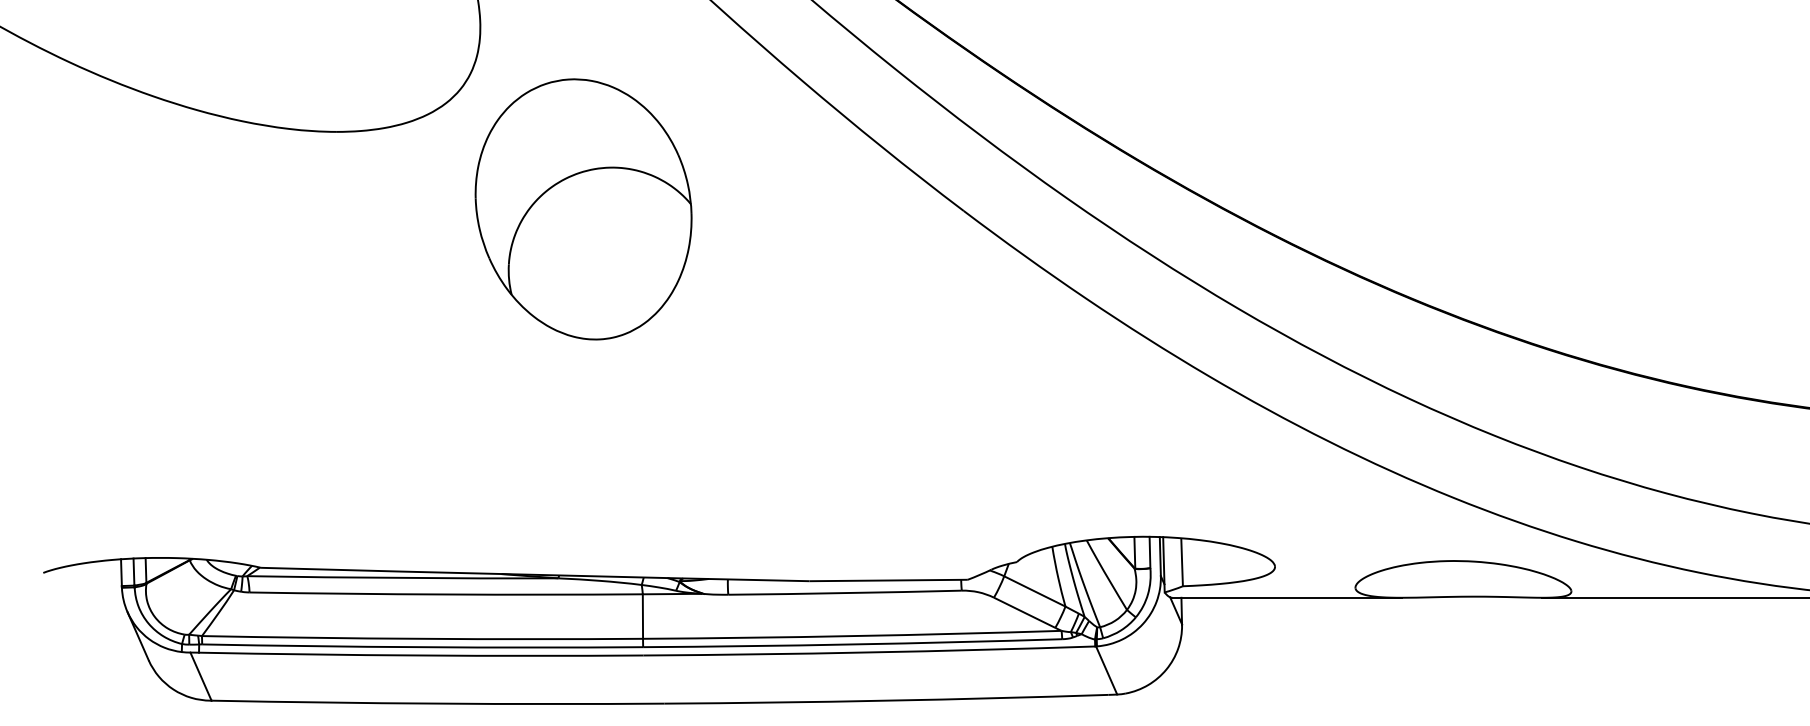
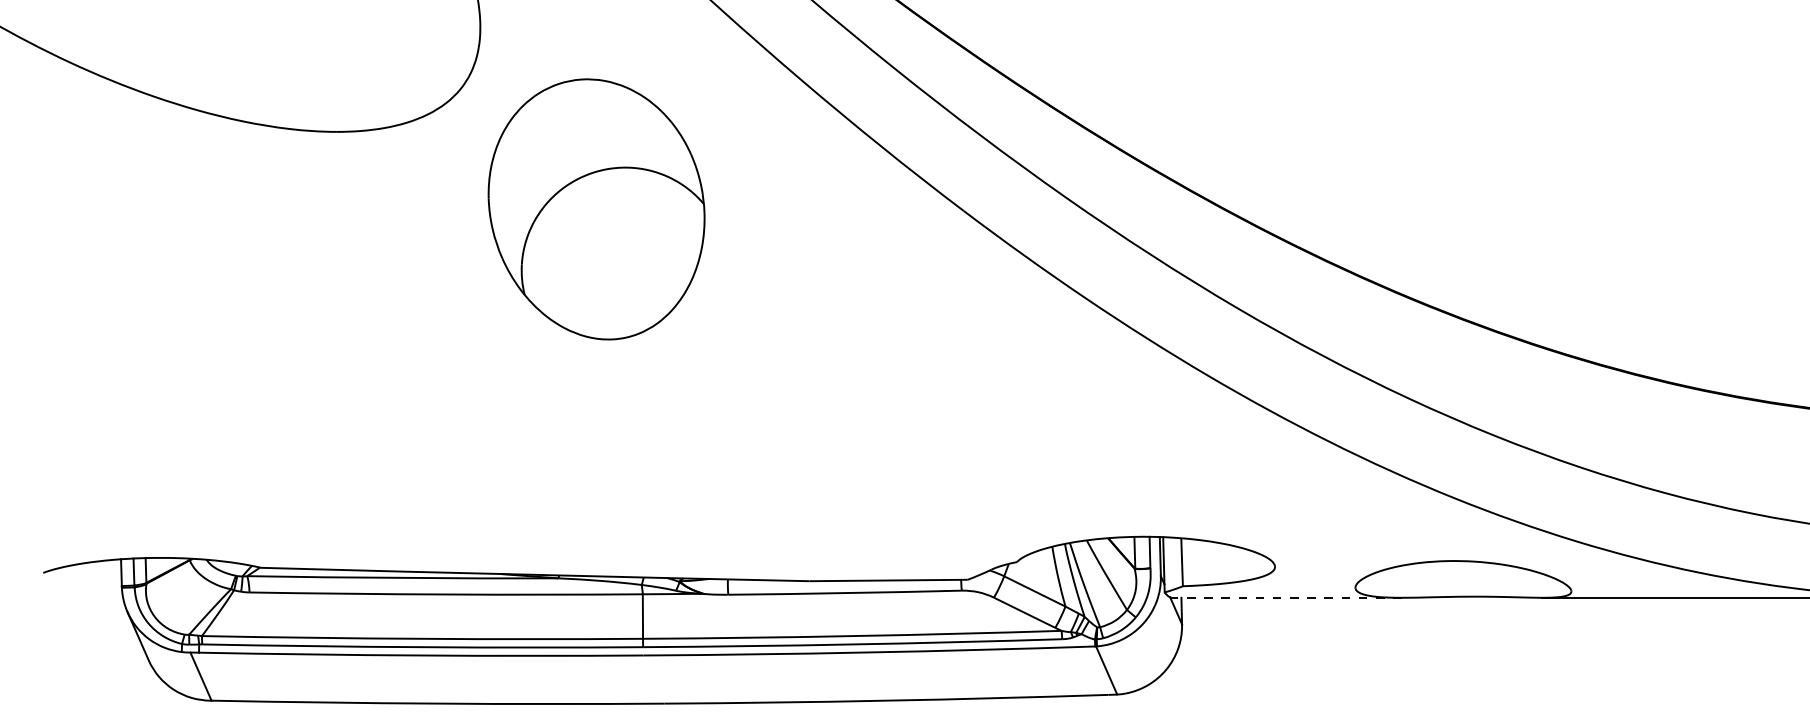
part position: (583, 209) -> (596, 209) (596, 209)
line: solid -> dashed (1286, 597)
